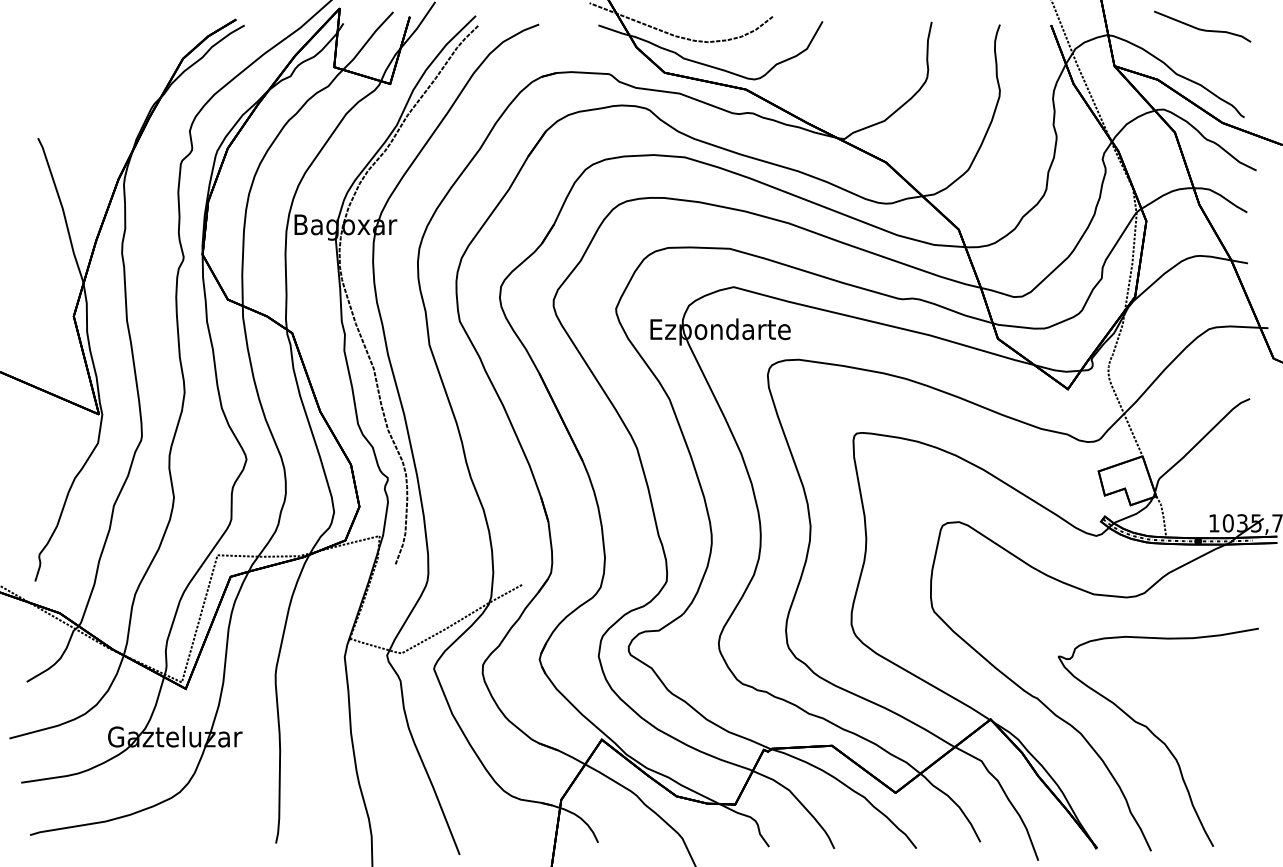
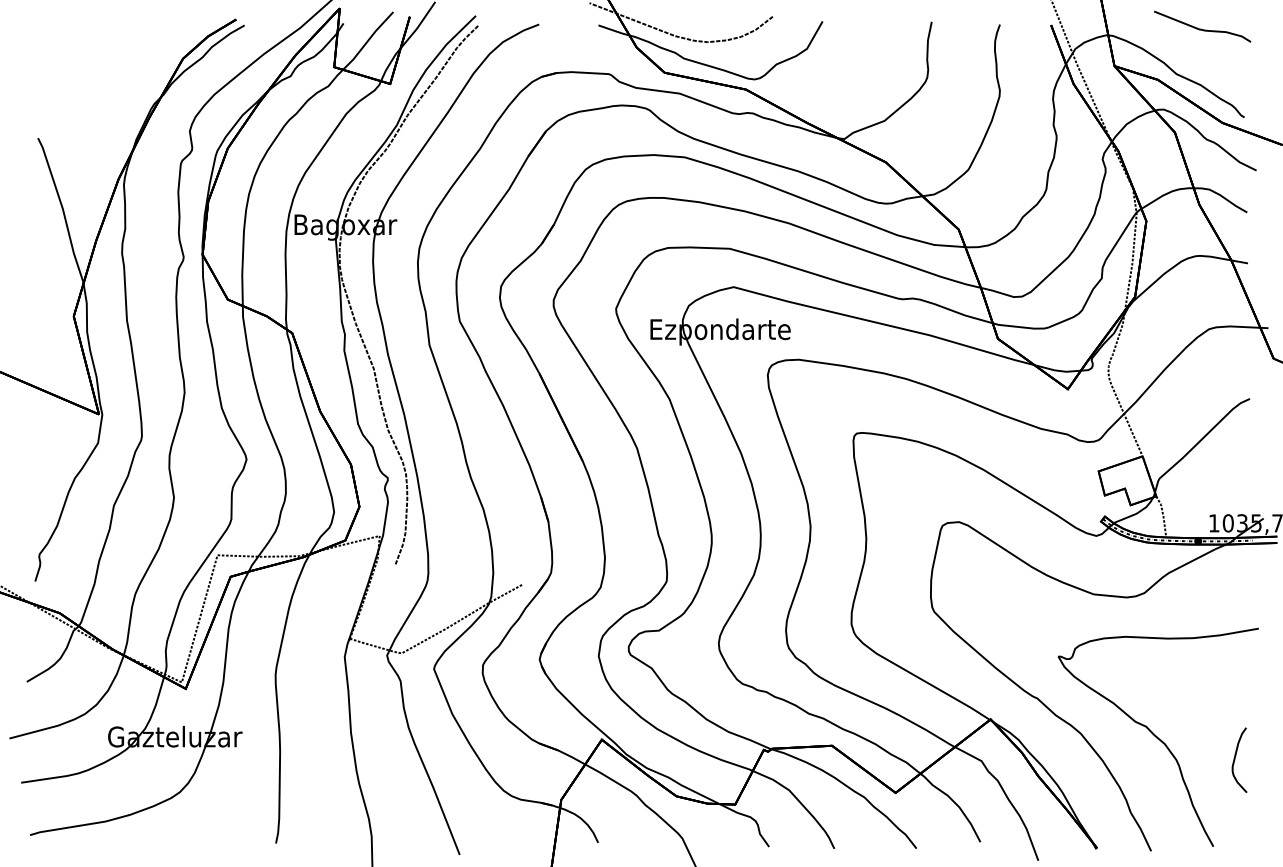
curve: none -> present (1235, 760)
